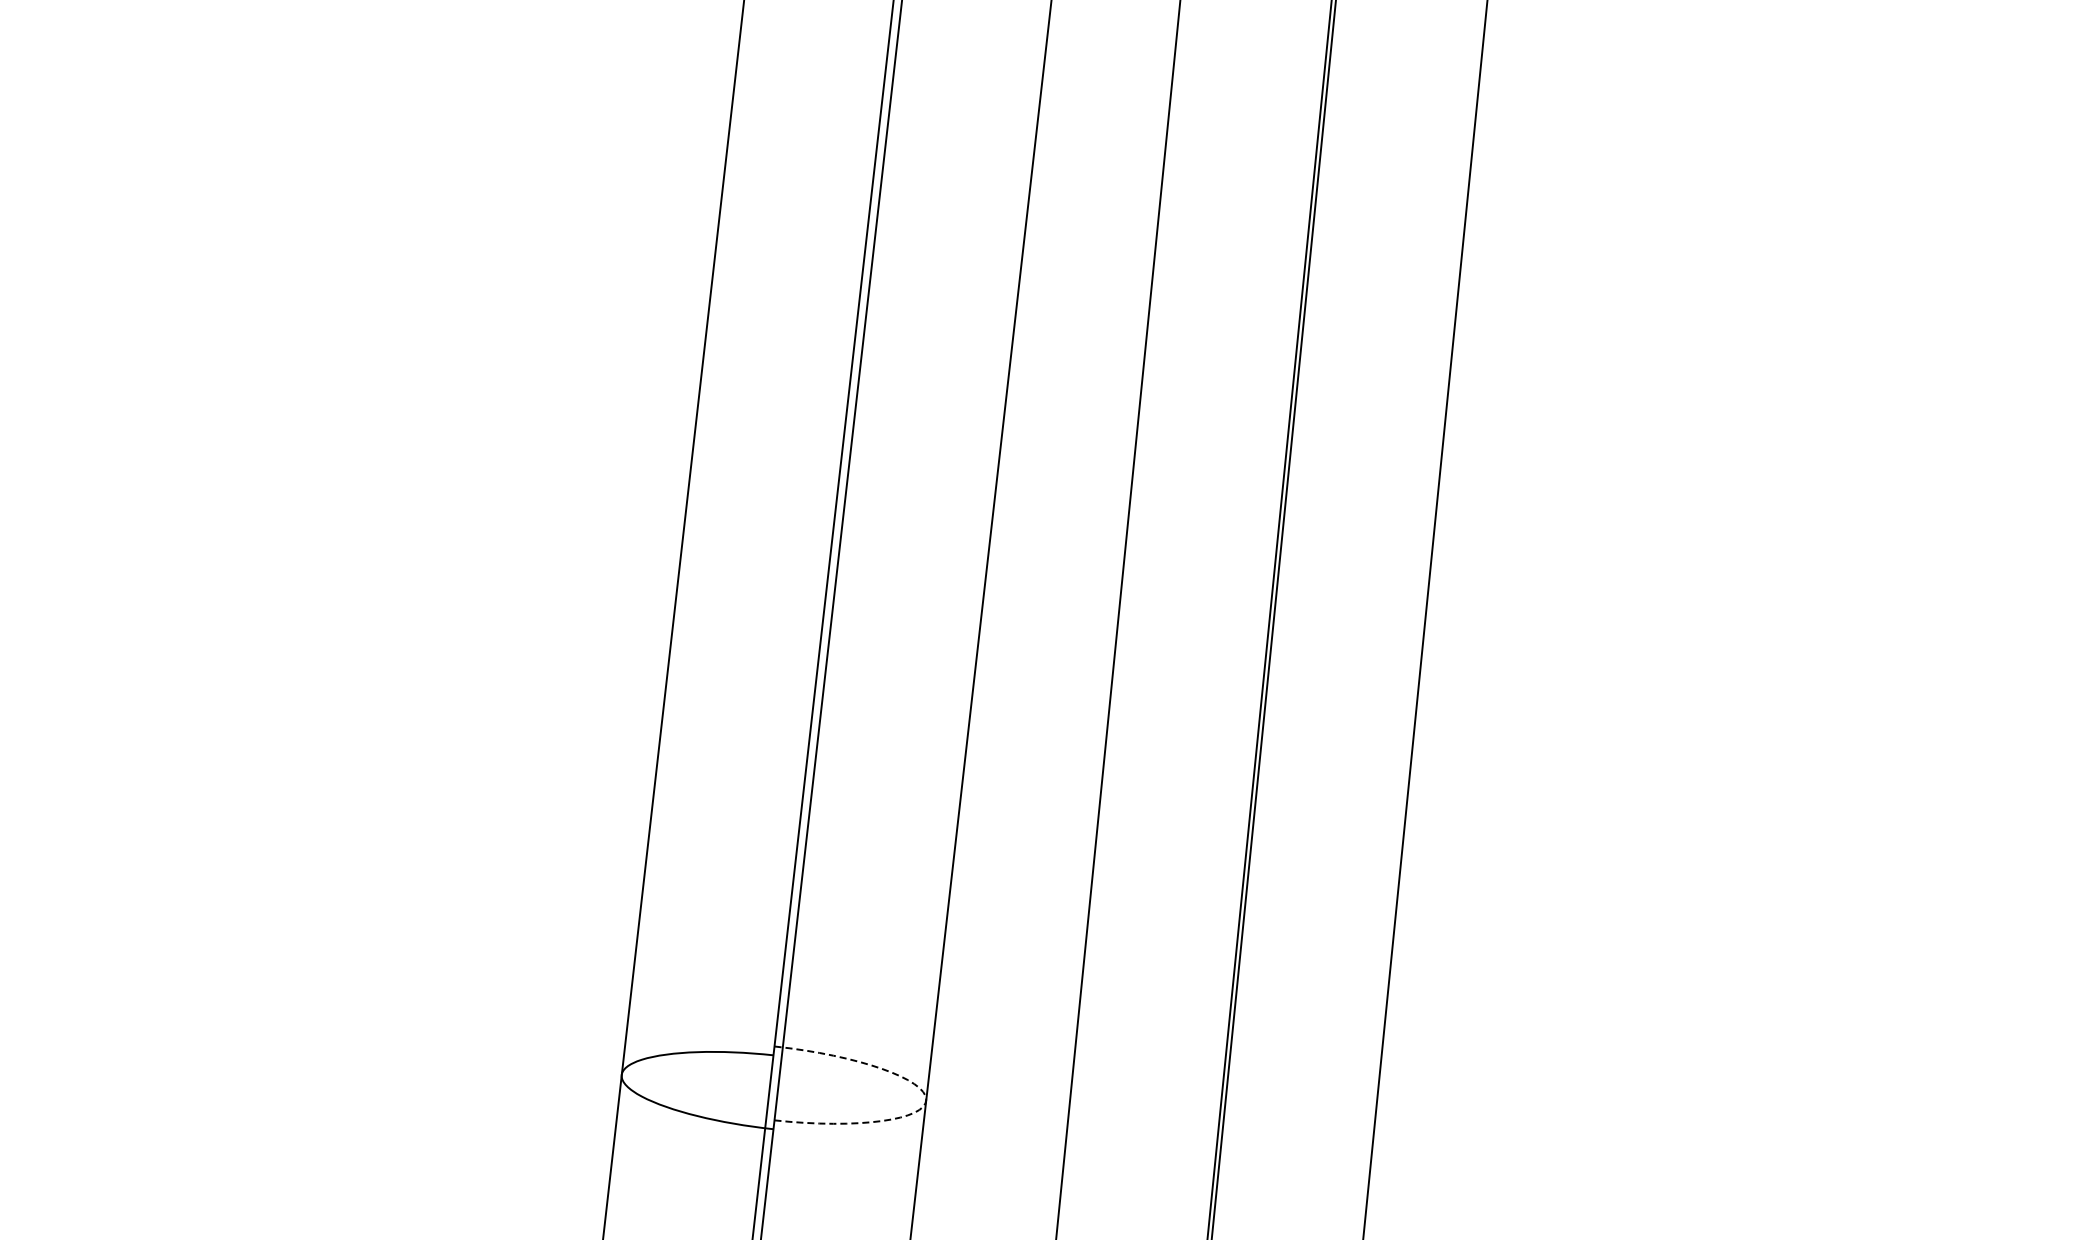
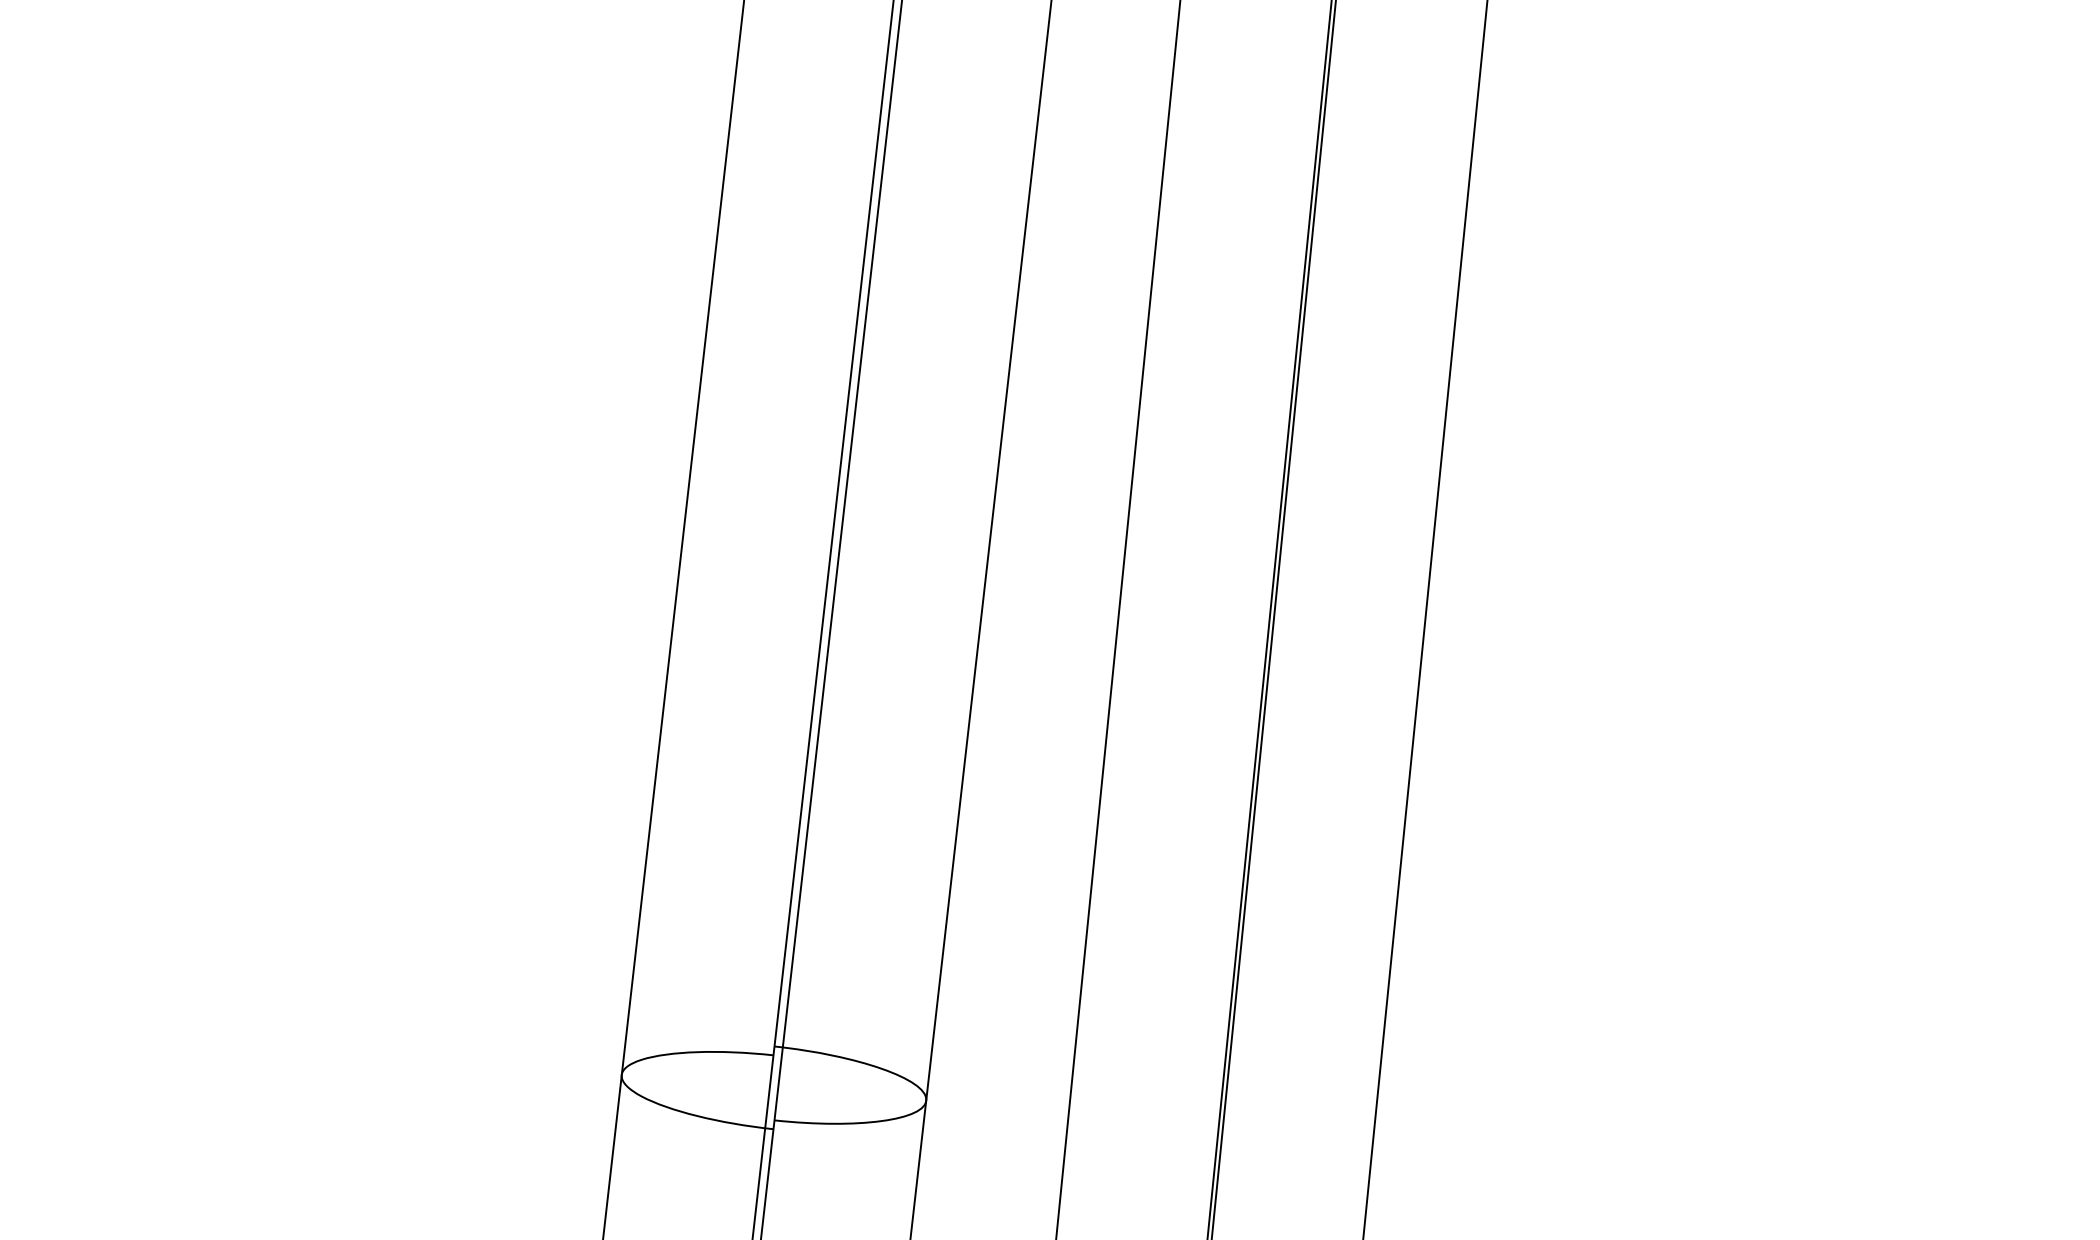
arc: dashed -> solid (925, 1095)
